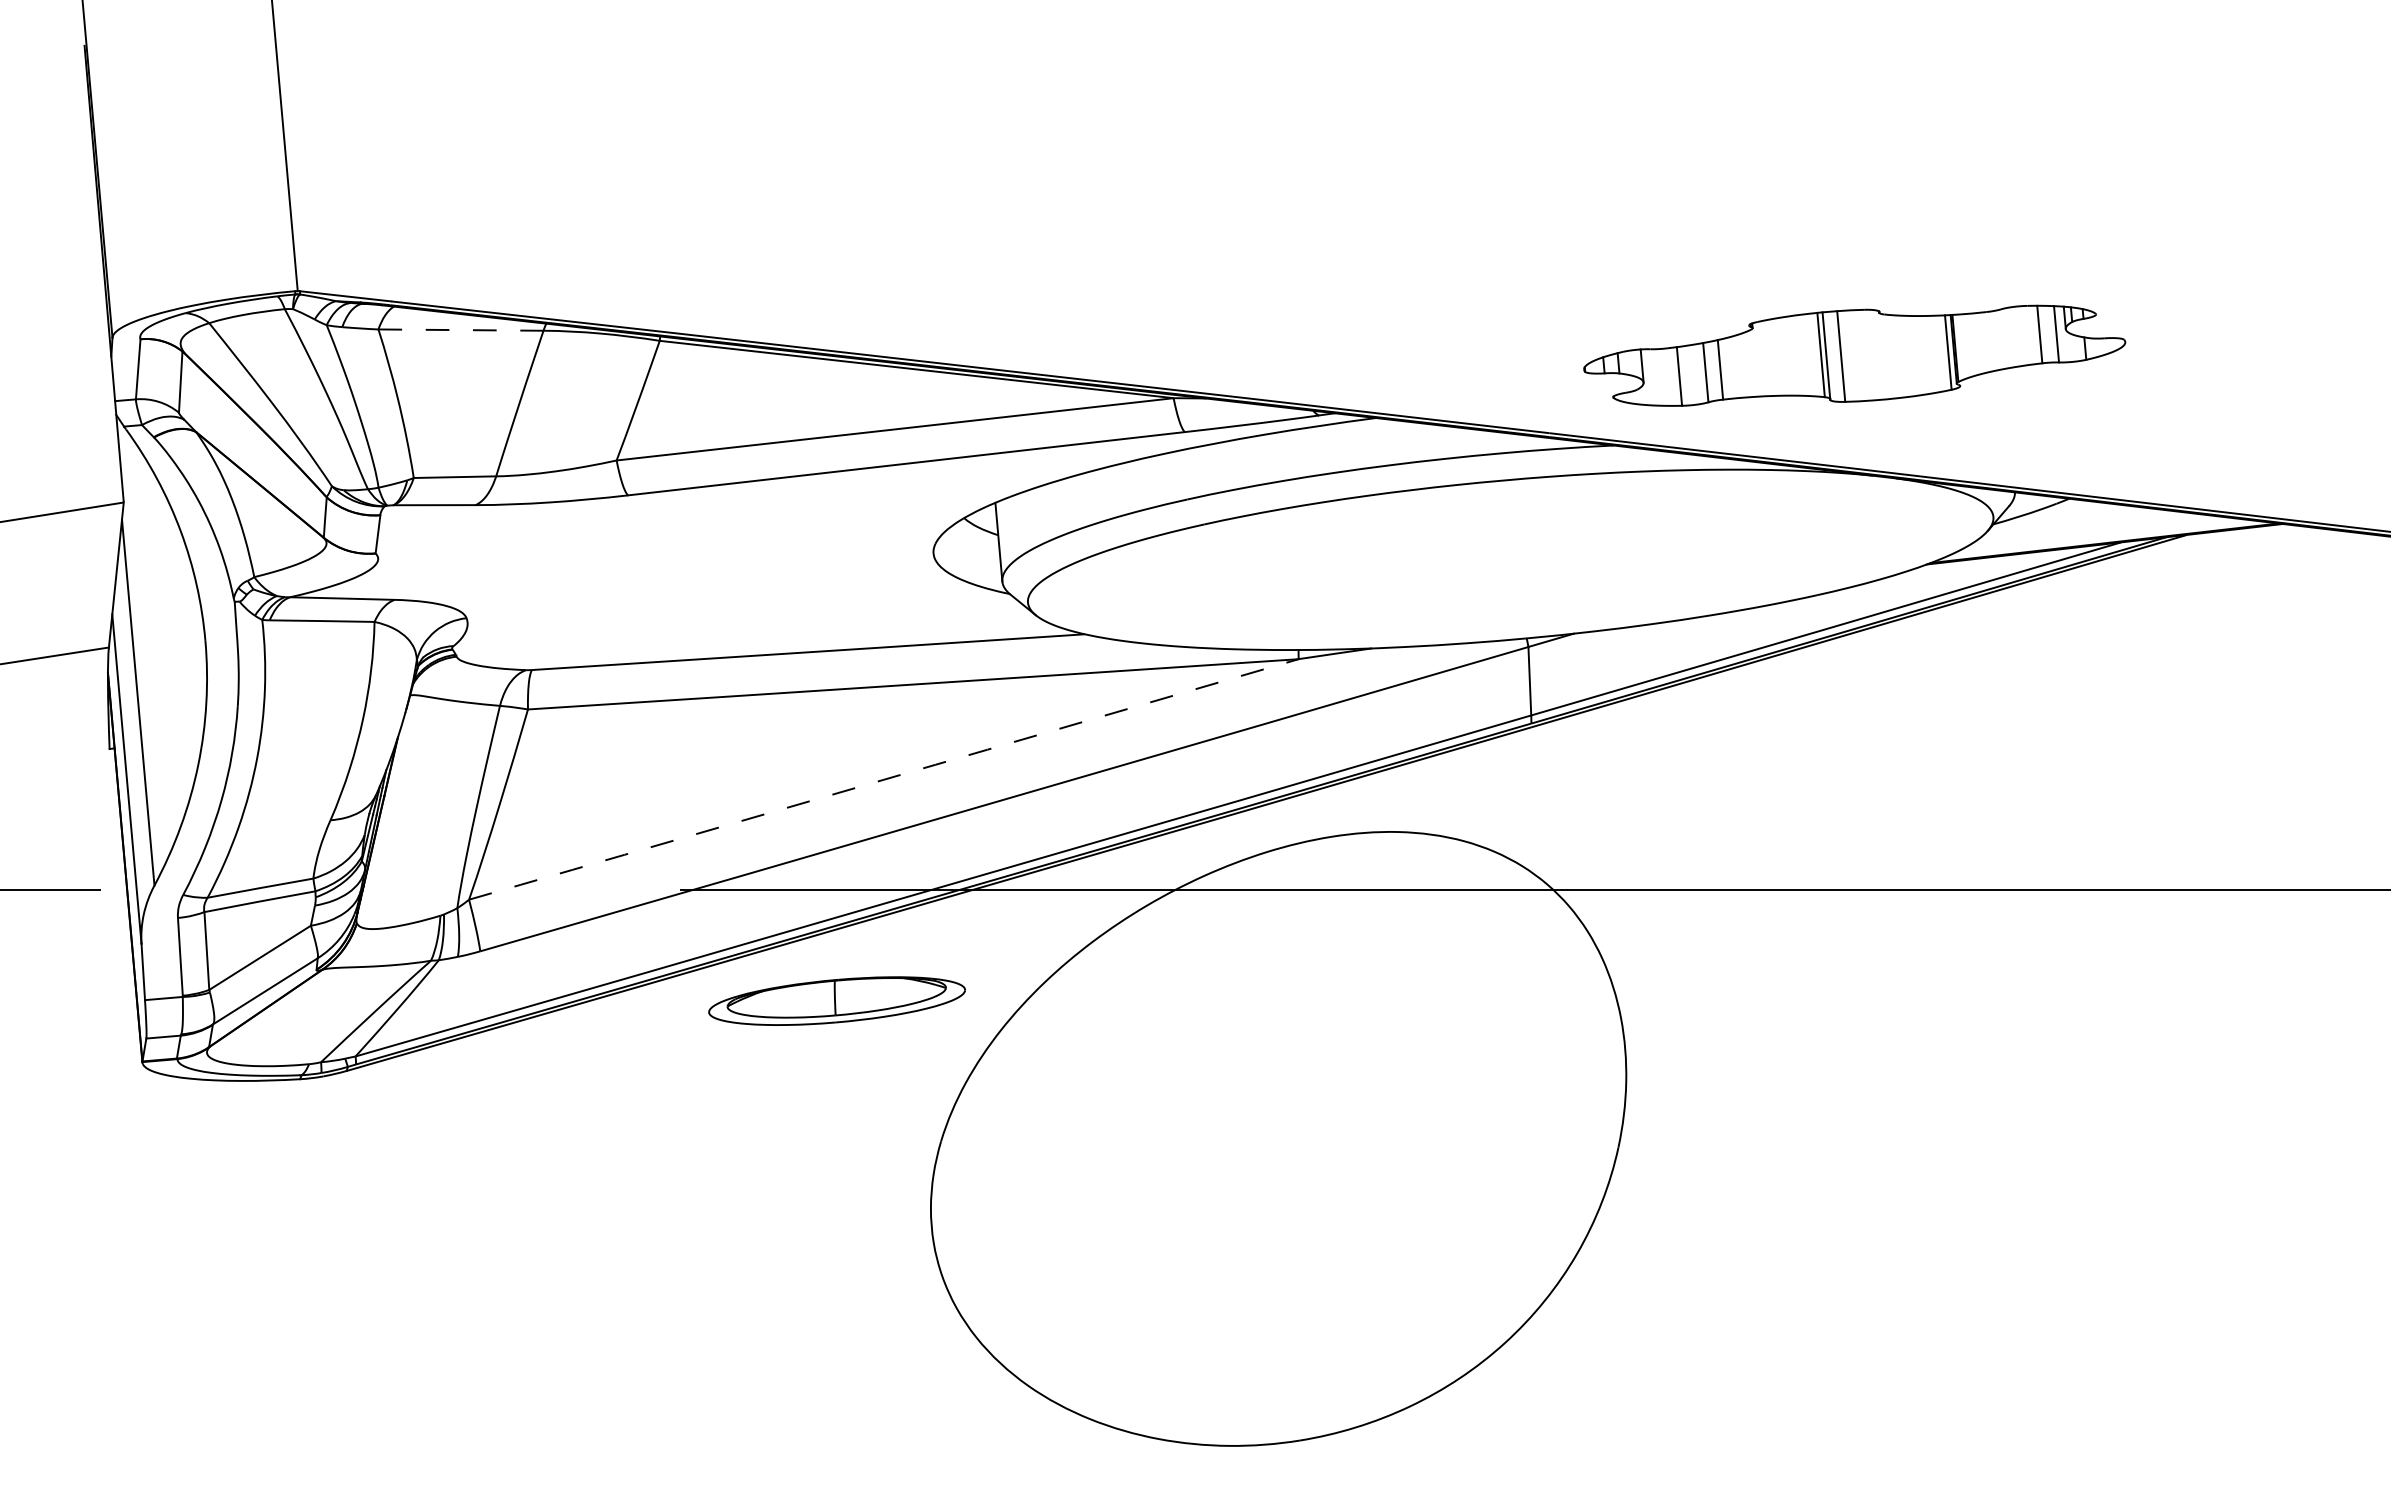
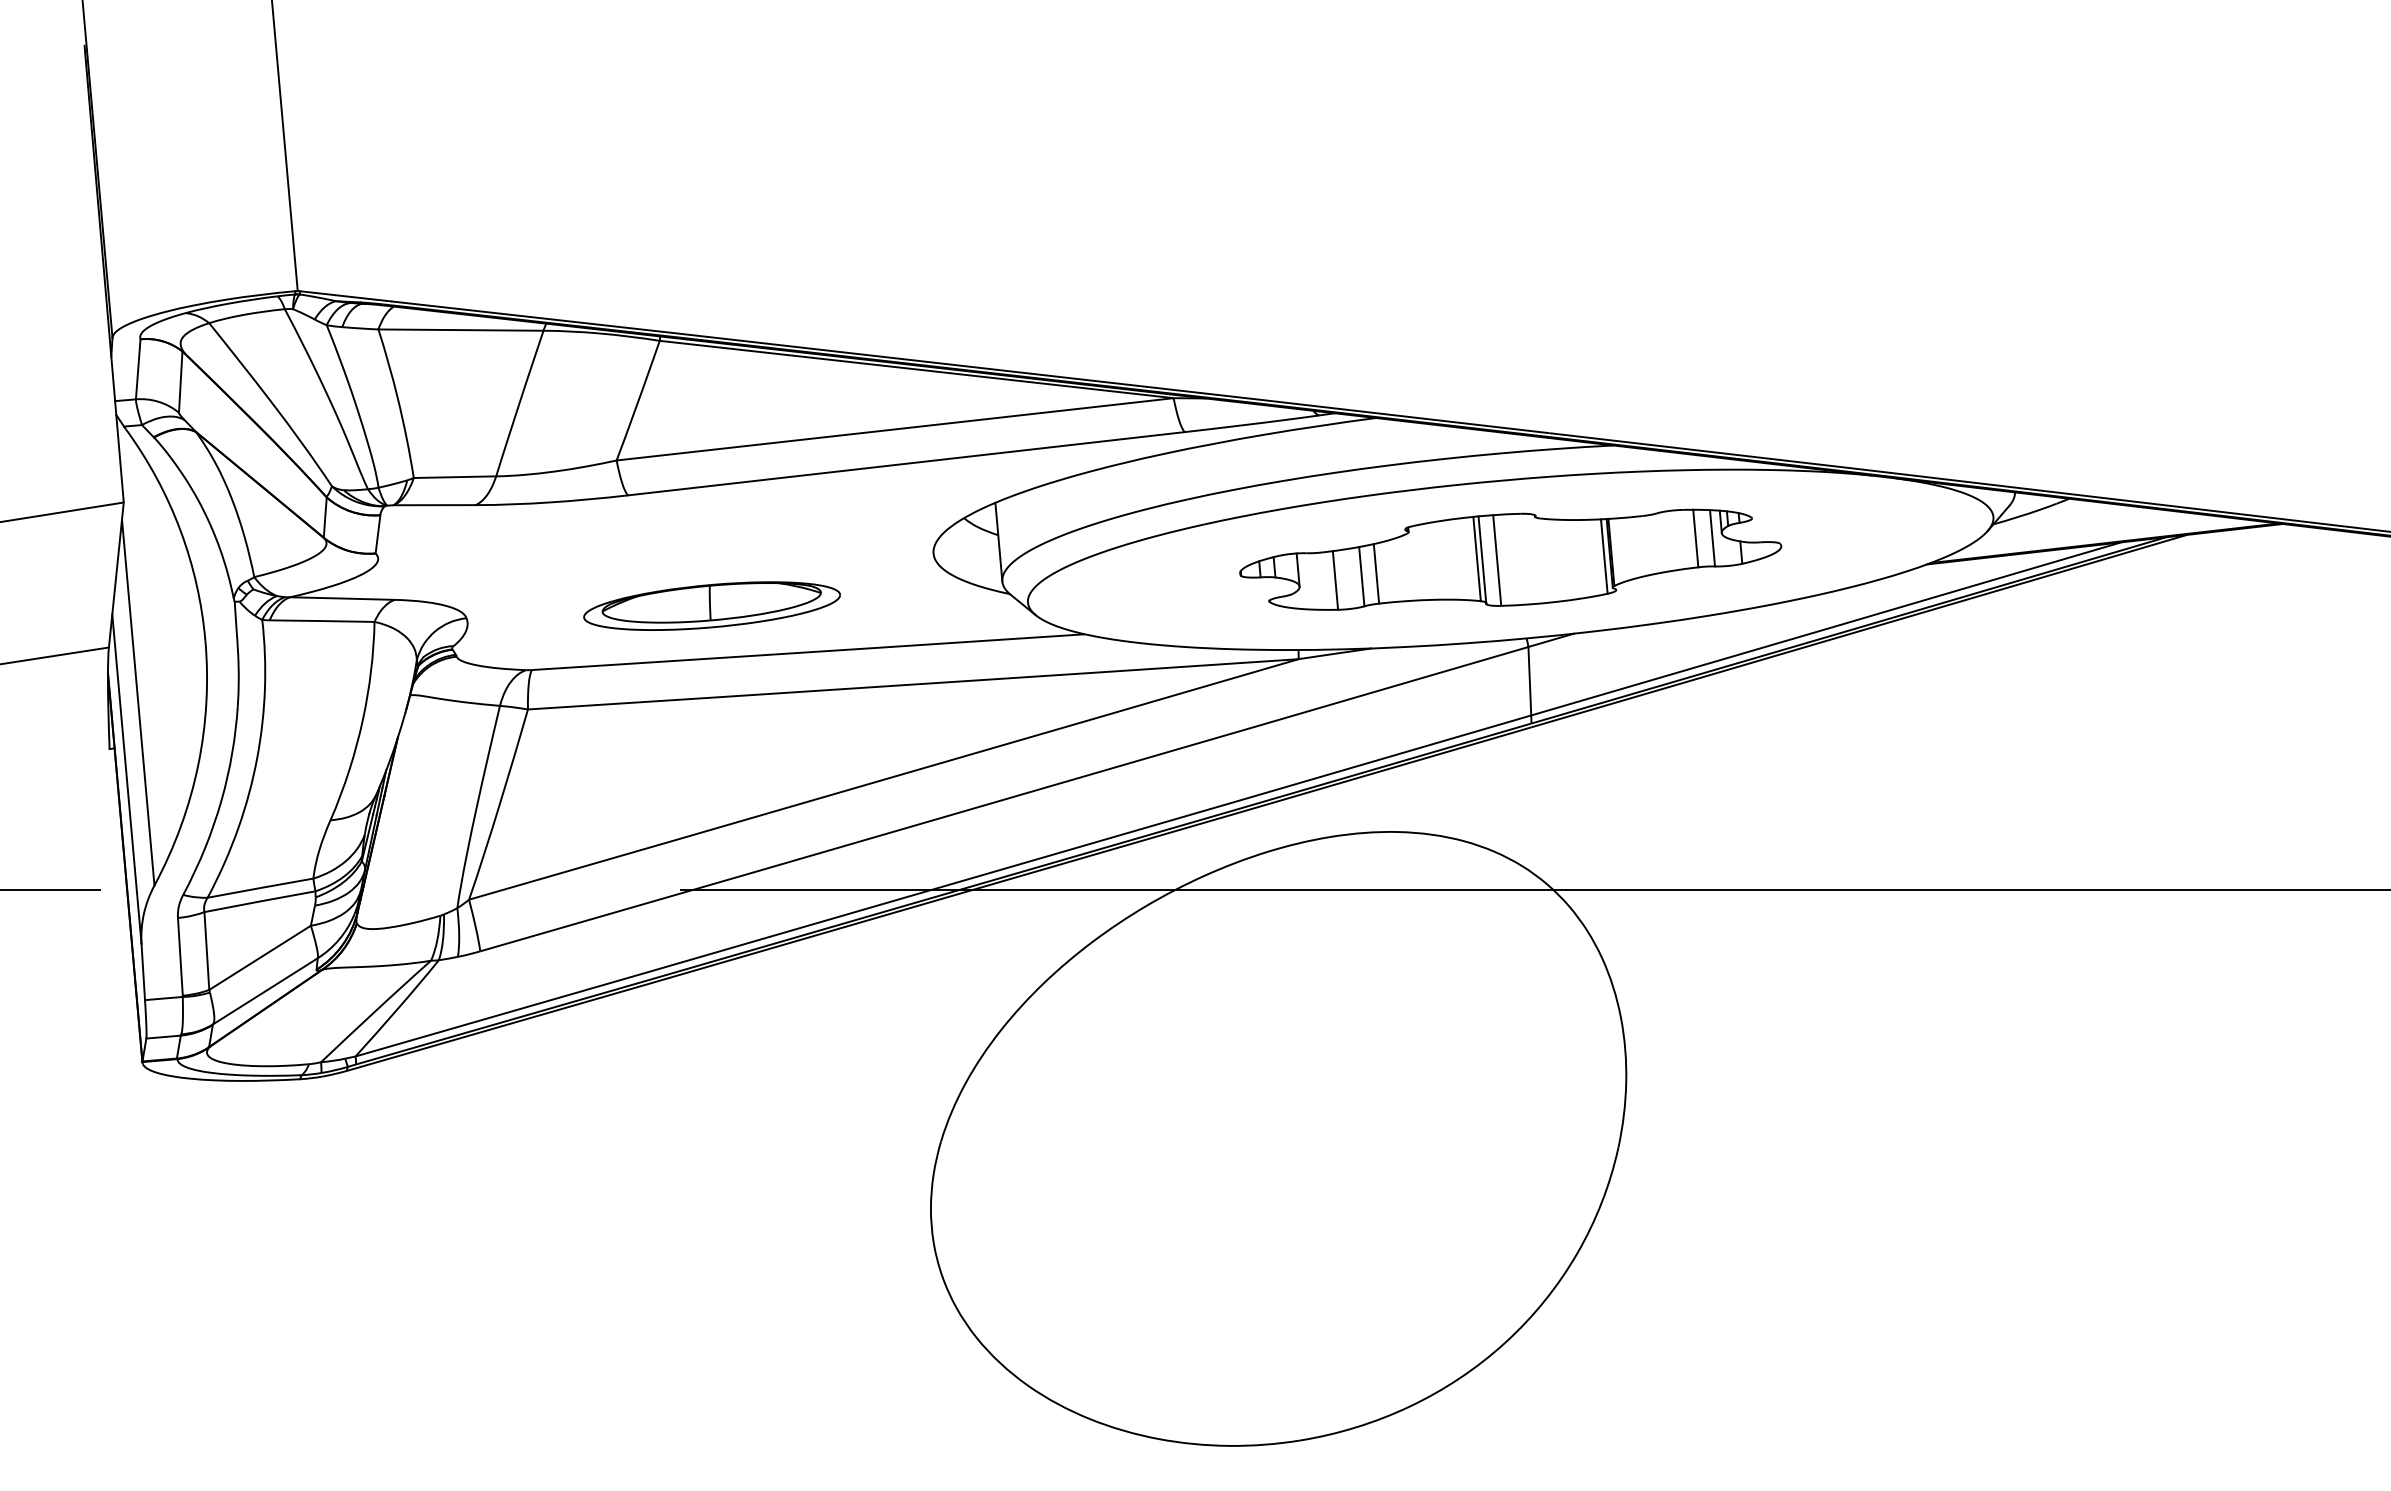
line: dashed -> solid (460, 330)
part position: (1854, 355) -> (1510, 559) (1510, 559)
arc: dashed -> solid (883, 779)
part position: (836, 1000) -> (711, 605) (711, 605)
